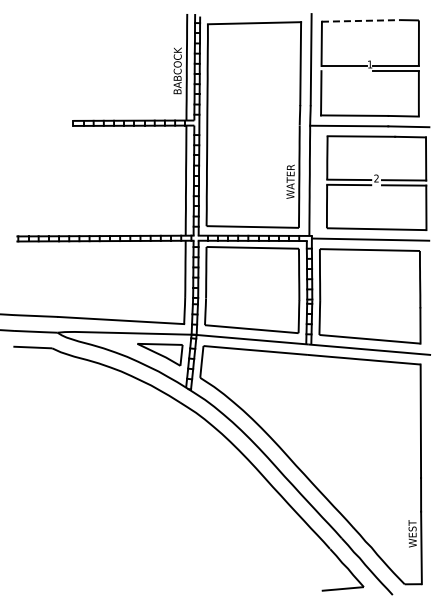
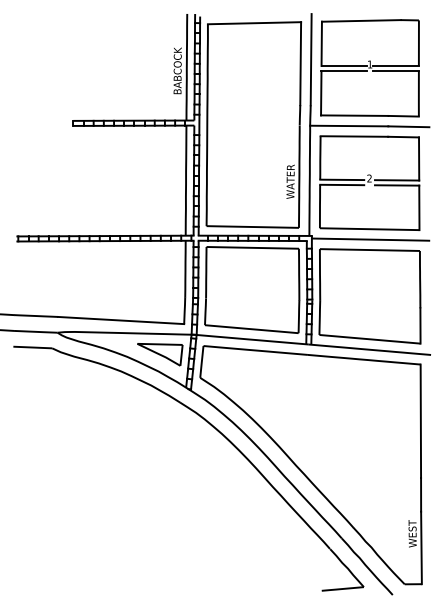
line: dashed -> solid (361, 20)
line: none -> present (343, 71)
part position: (376, 182) -> (369, 182) (369, 182)
